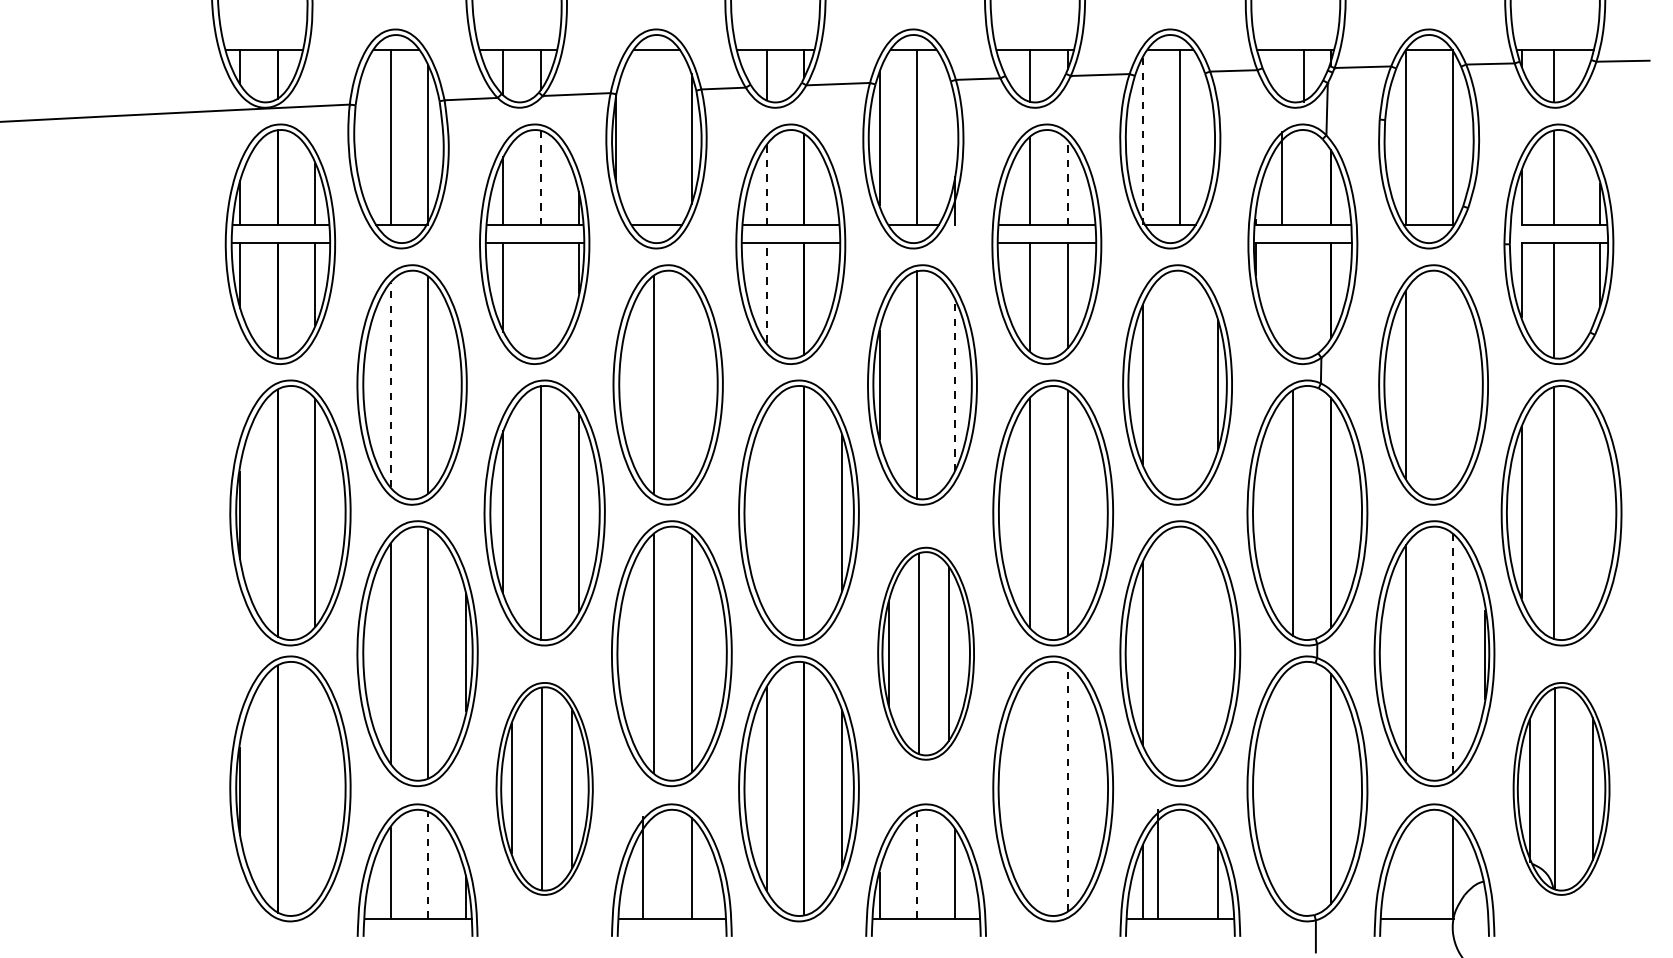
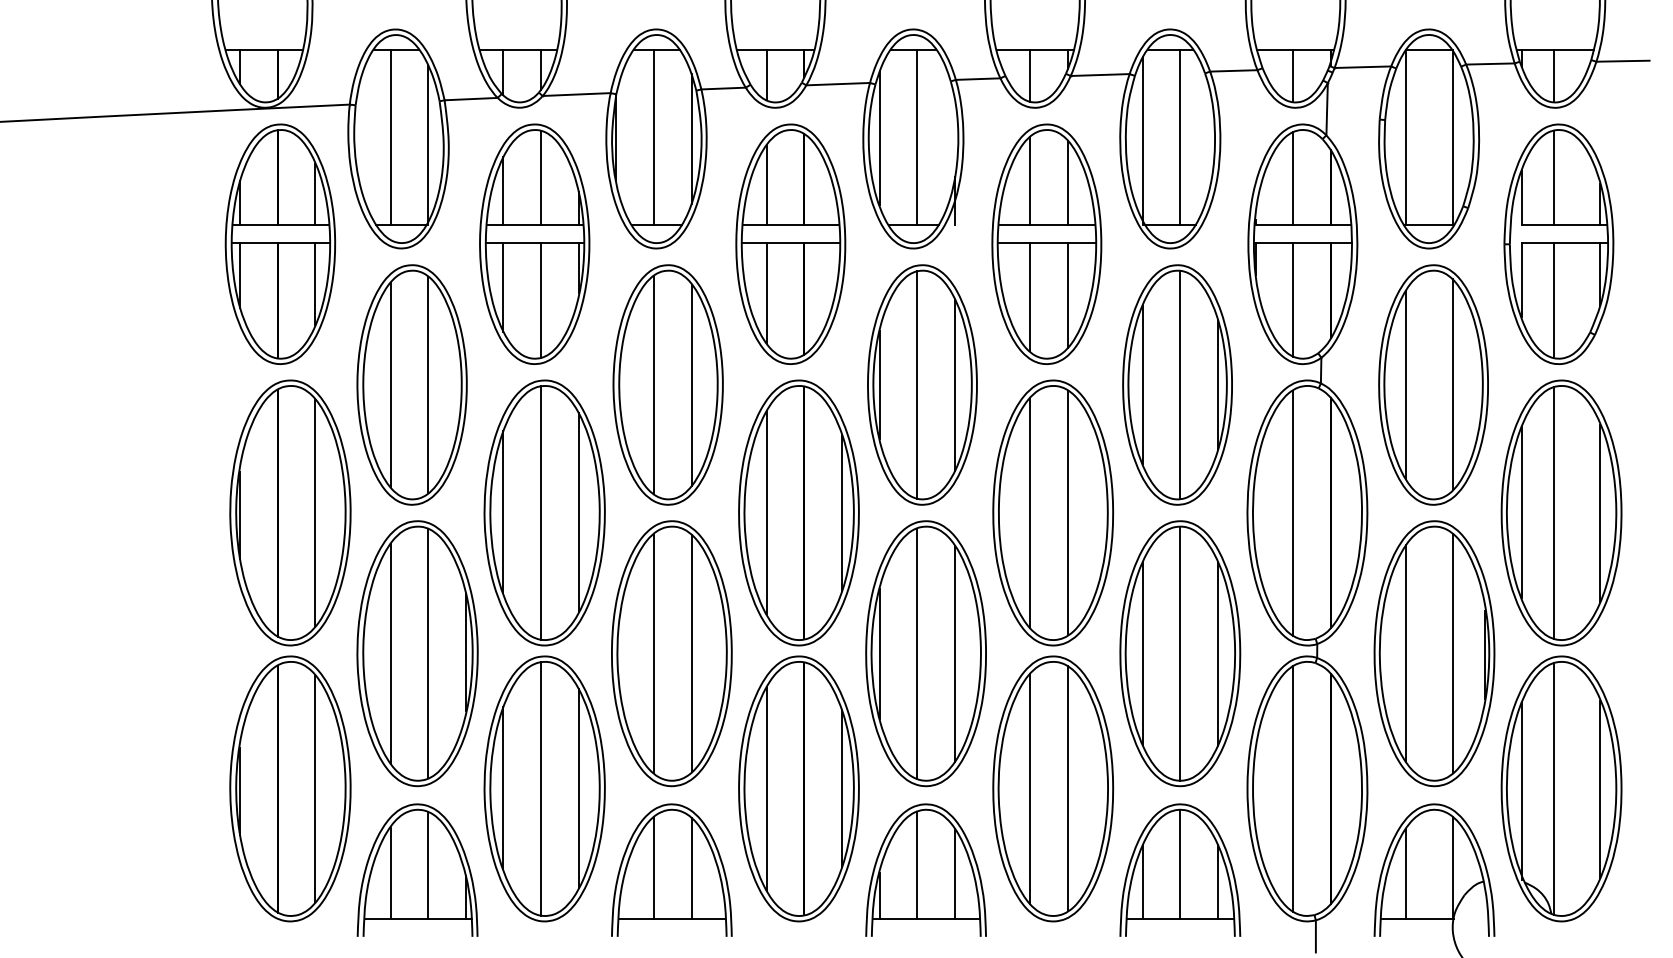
line position: (1304, 76) -> (1293, 76) (1293, 76)
line: none -> present (653, 137)
line: dashed -> solid (1142, 140)
line: dashed -> solid (541, 177)
line position: (1282, 178) -> (1293, 178) (1293, 178)
line: dashed -> solid (1067, 182)
line: dashed -> solid (766, 184)
line: dashed -> solid (766, 293)
line: none -> present (1293, 299)
line: none -> present (541, 300)
line: dashed -> solid (390, 384)
line: none -> present (1180, 384)
line: none -> present (1452, 384)
line: none -> present (691, 385)
line: dashed -> solid (954, 385)
line: none -> present (766, 512)
line: none -> present (1600, 513)
part size: 98x215 px -> 122x268 px (925, 653)
line: none -> present (1180, 653)
line: dashed -> solid (1452, 653)
line: none -> present (1218, 654)
part size: 99x214 px -> 123x268 px (544, 788)
line: dashed -> solid (1067, 788)
line: none -> present (1293, 788)
part size: 99x214 px -> 123x268 px (1561, 788)
line: none -> present (315, 789)
line: none -> present (1030, 789)
line: dashed -> solid (428, 864)
line: dashed -> solid (917, 864)
line position: (1158, 864) -> (1180, 864) (1180, 864)
line position: (642, 867) -> (653, 867) (653, 867)
line: none -> present (1406, 873)
